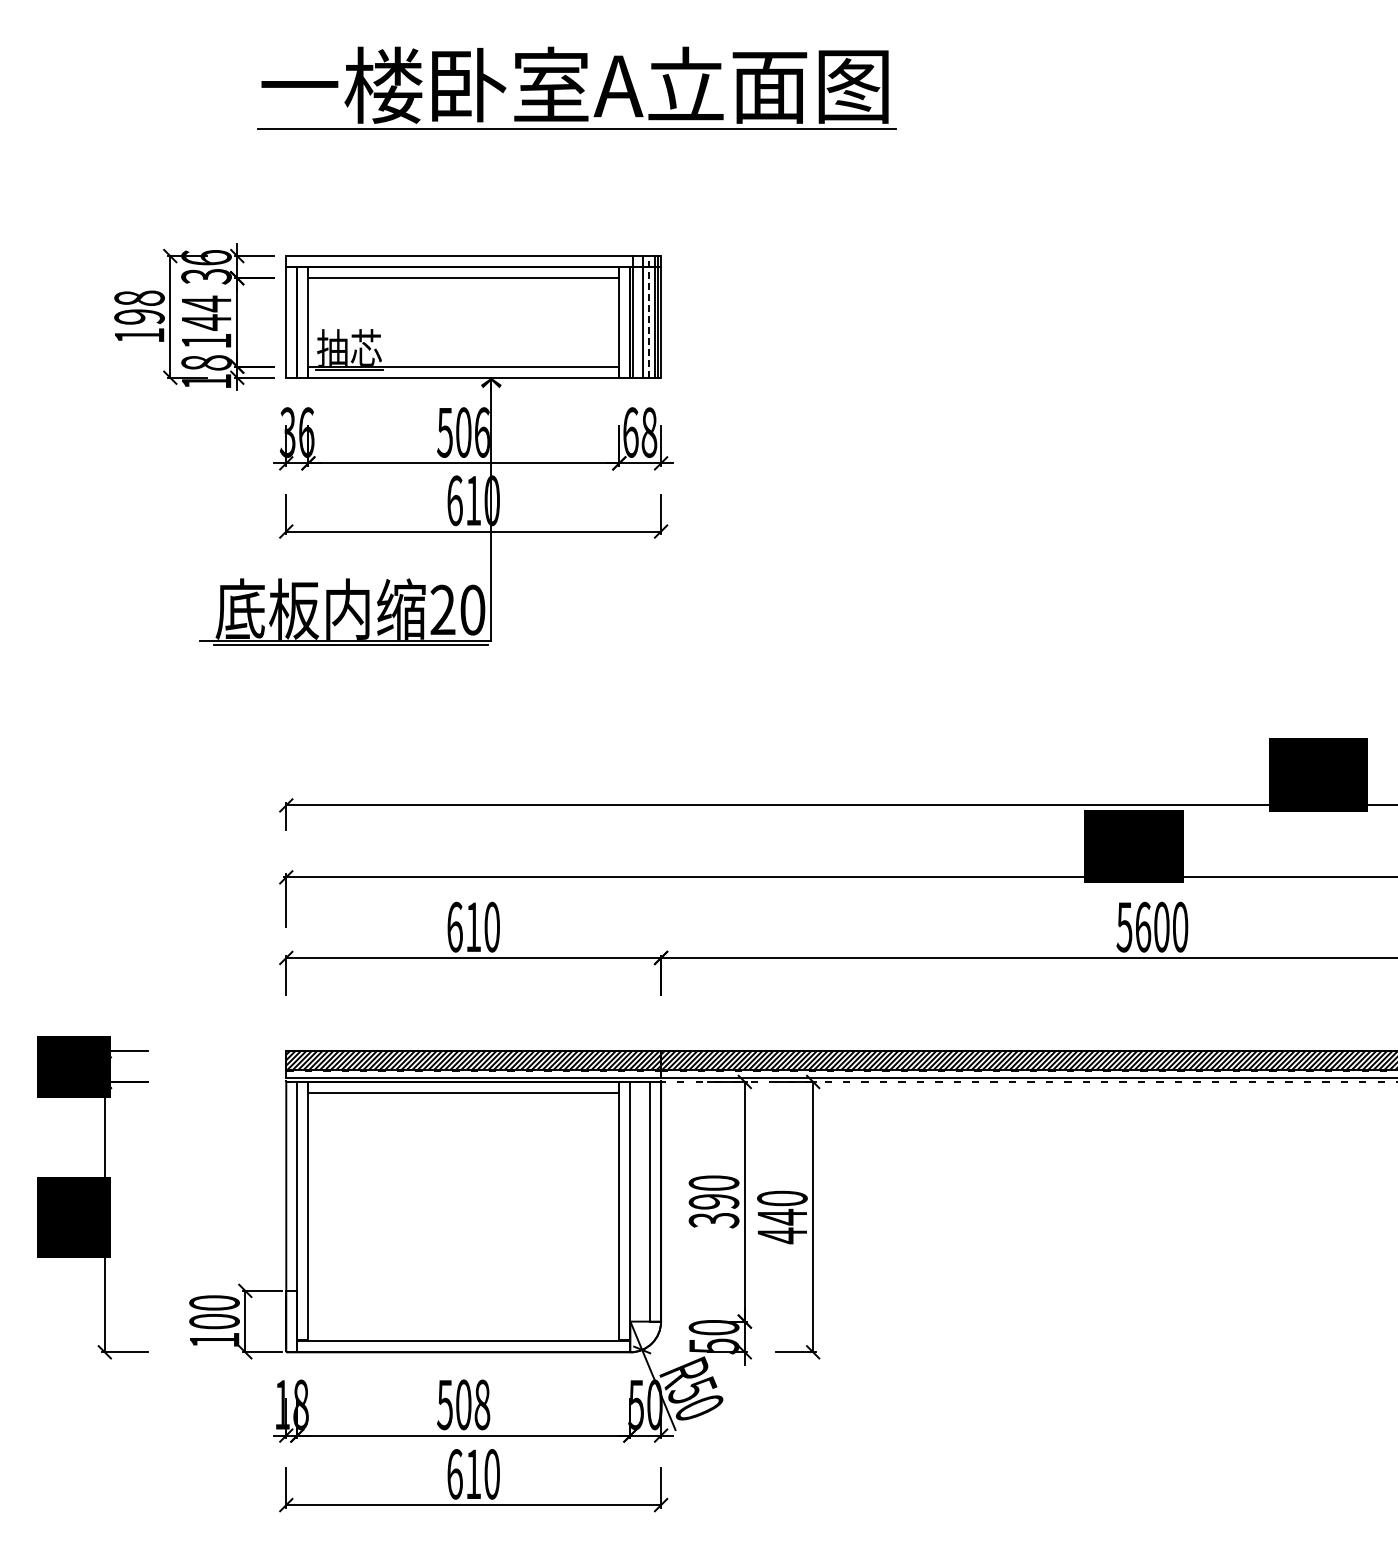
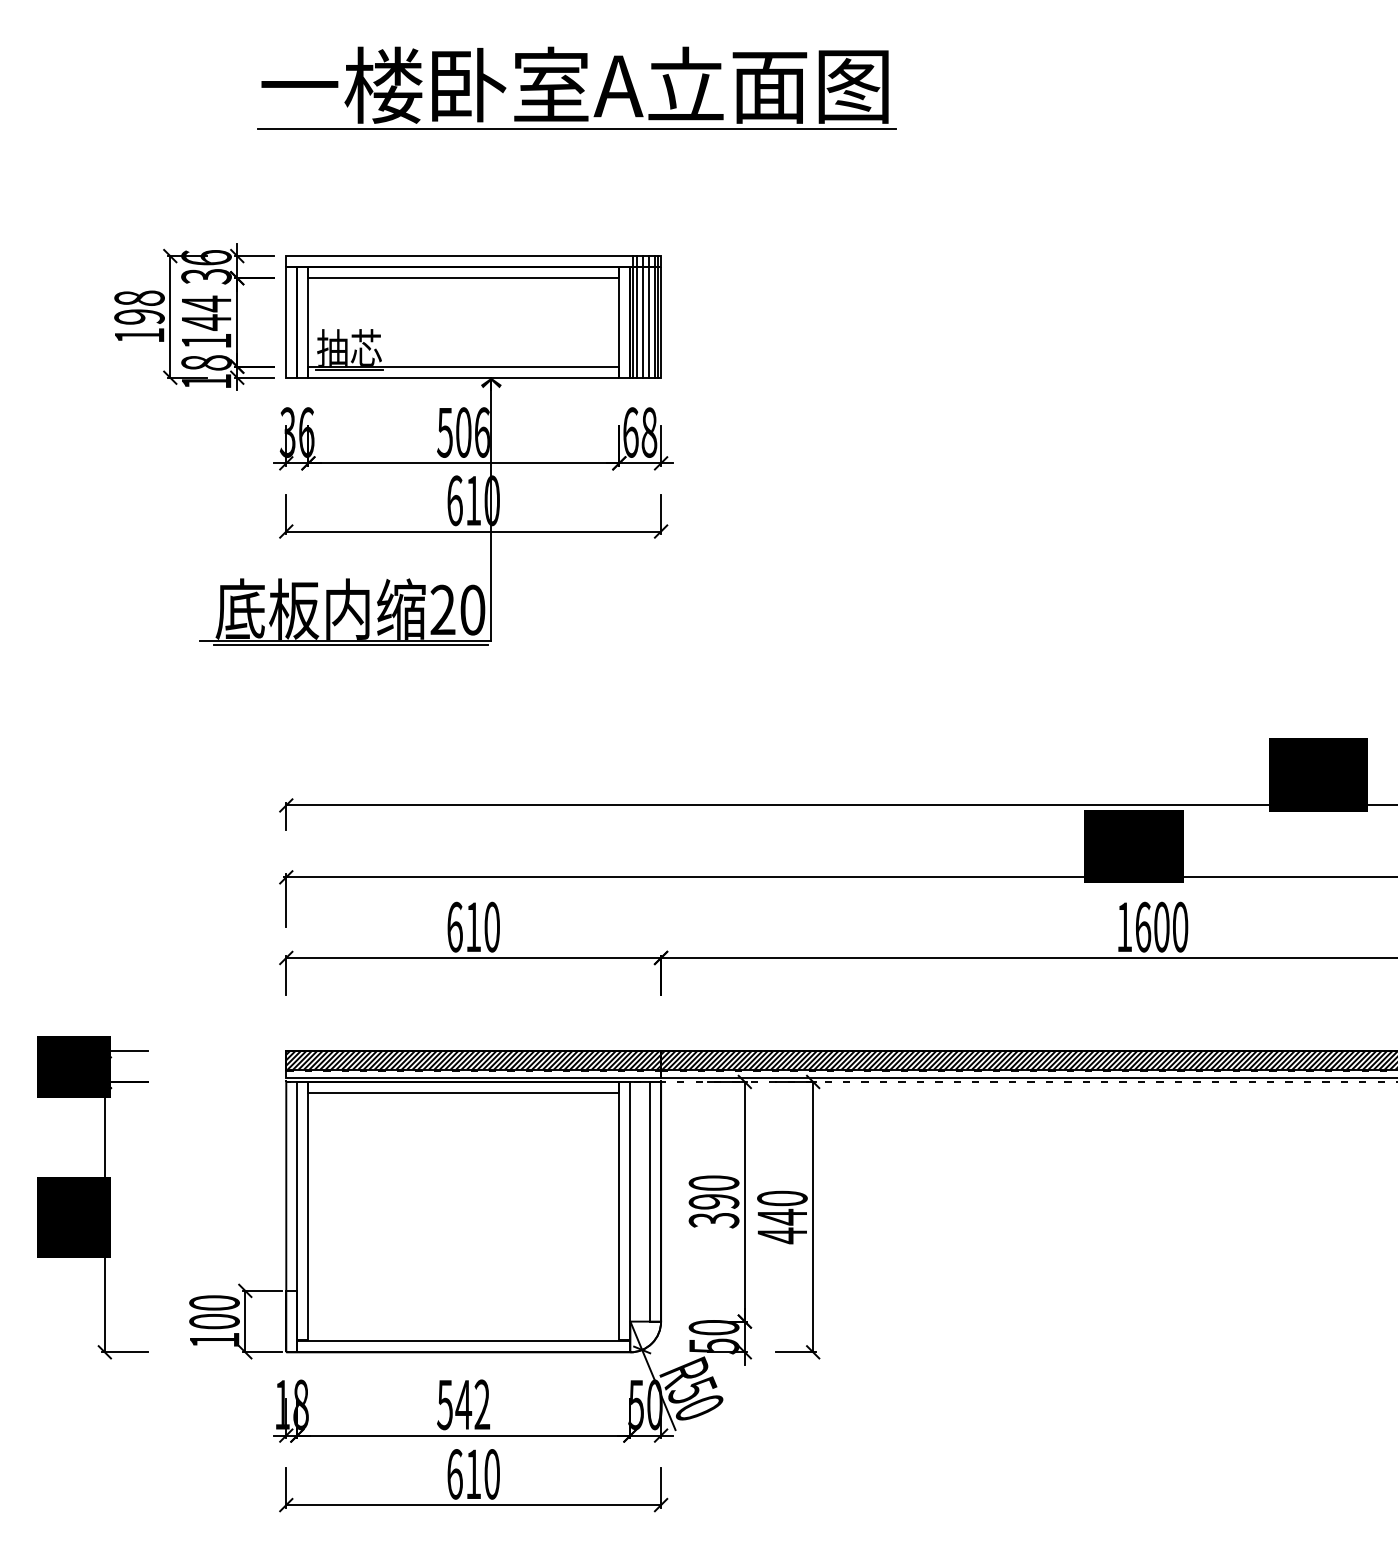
line: none -> present (636, 316)
line: dashed -> solid (648, 316)
text: 5600 -> 1600 (1124, 927)
text: 508 -> 542 (472, 1404)
